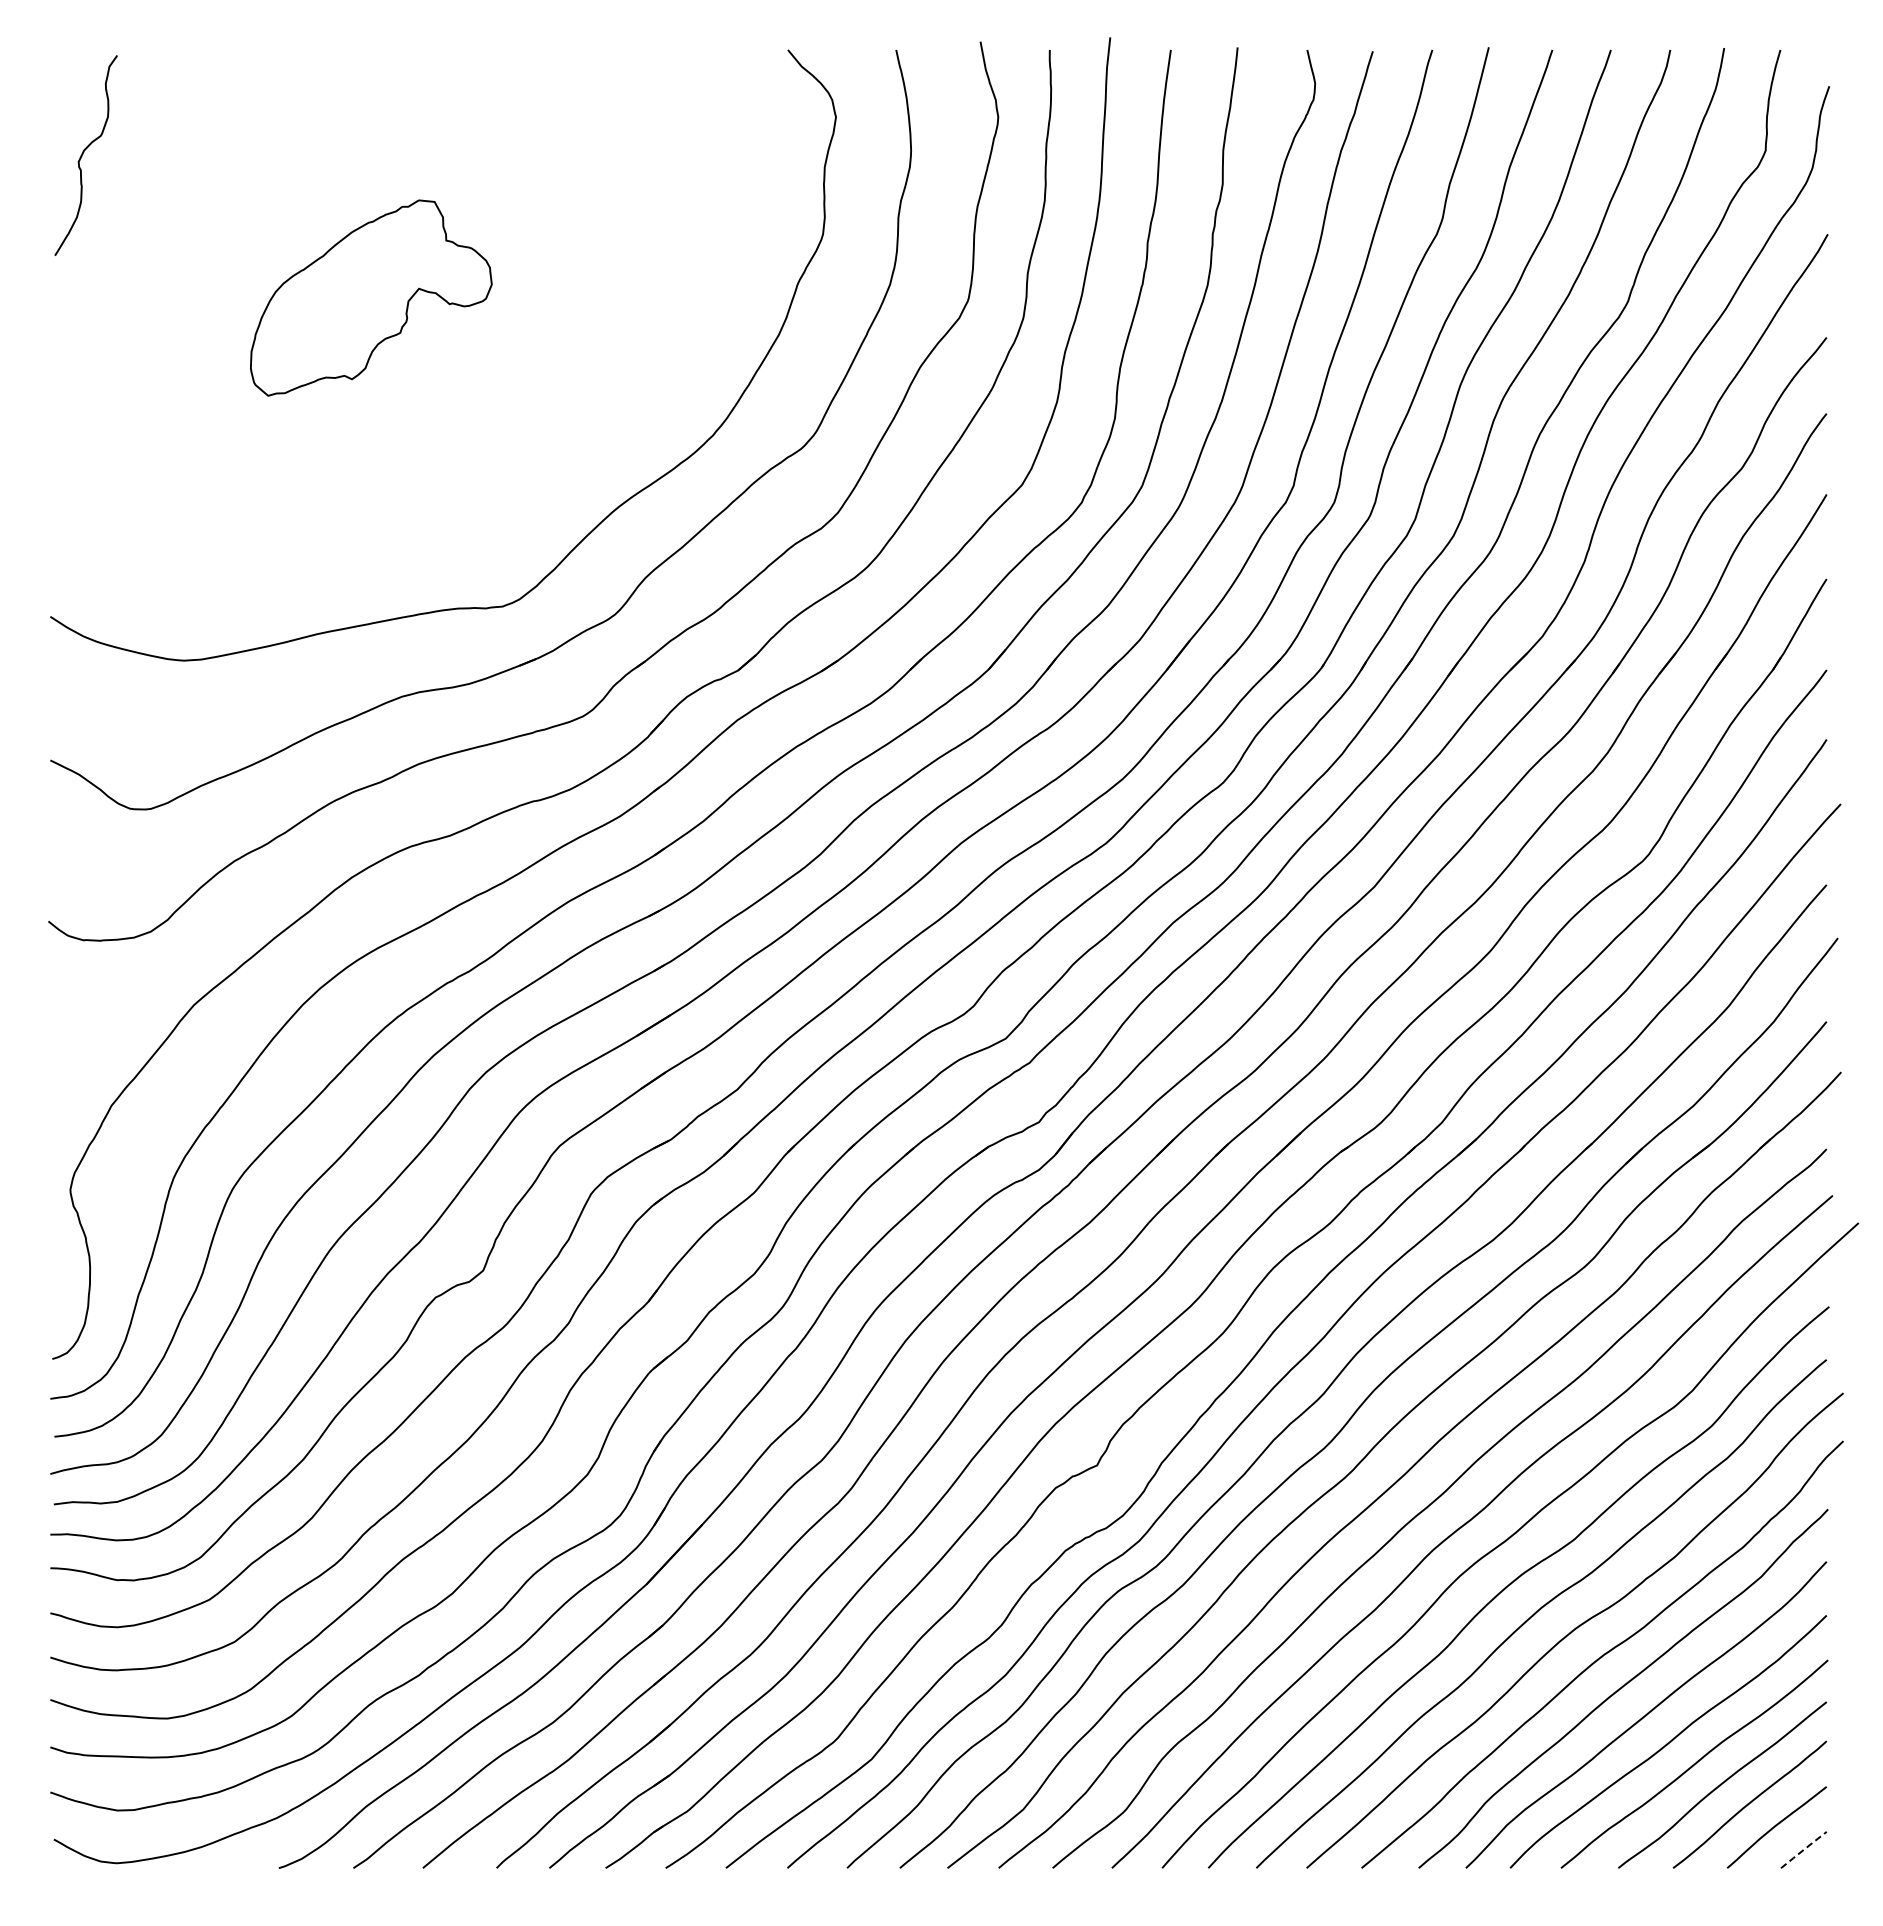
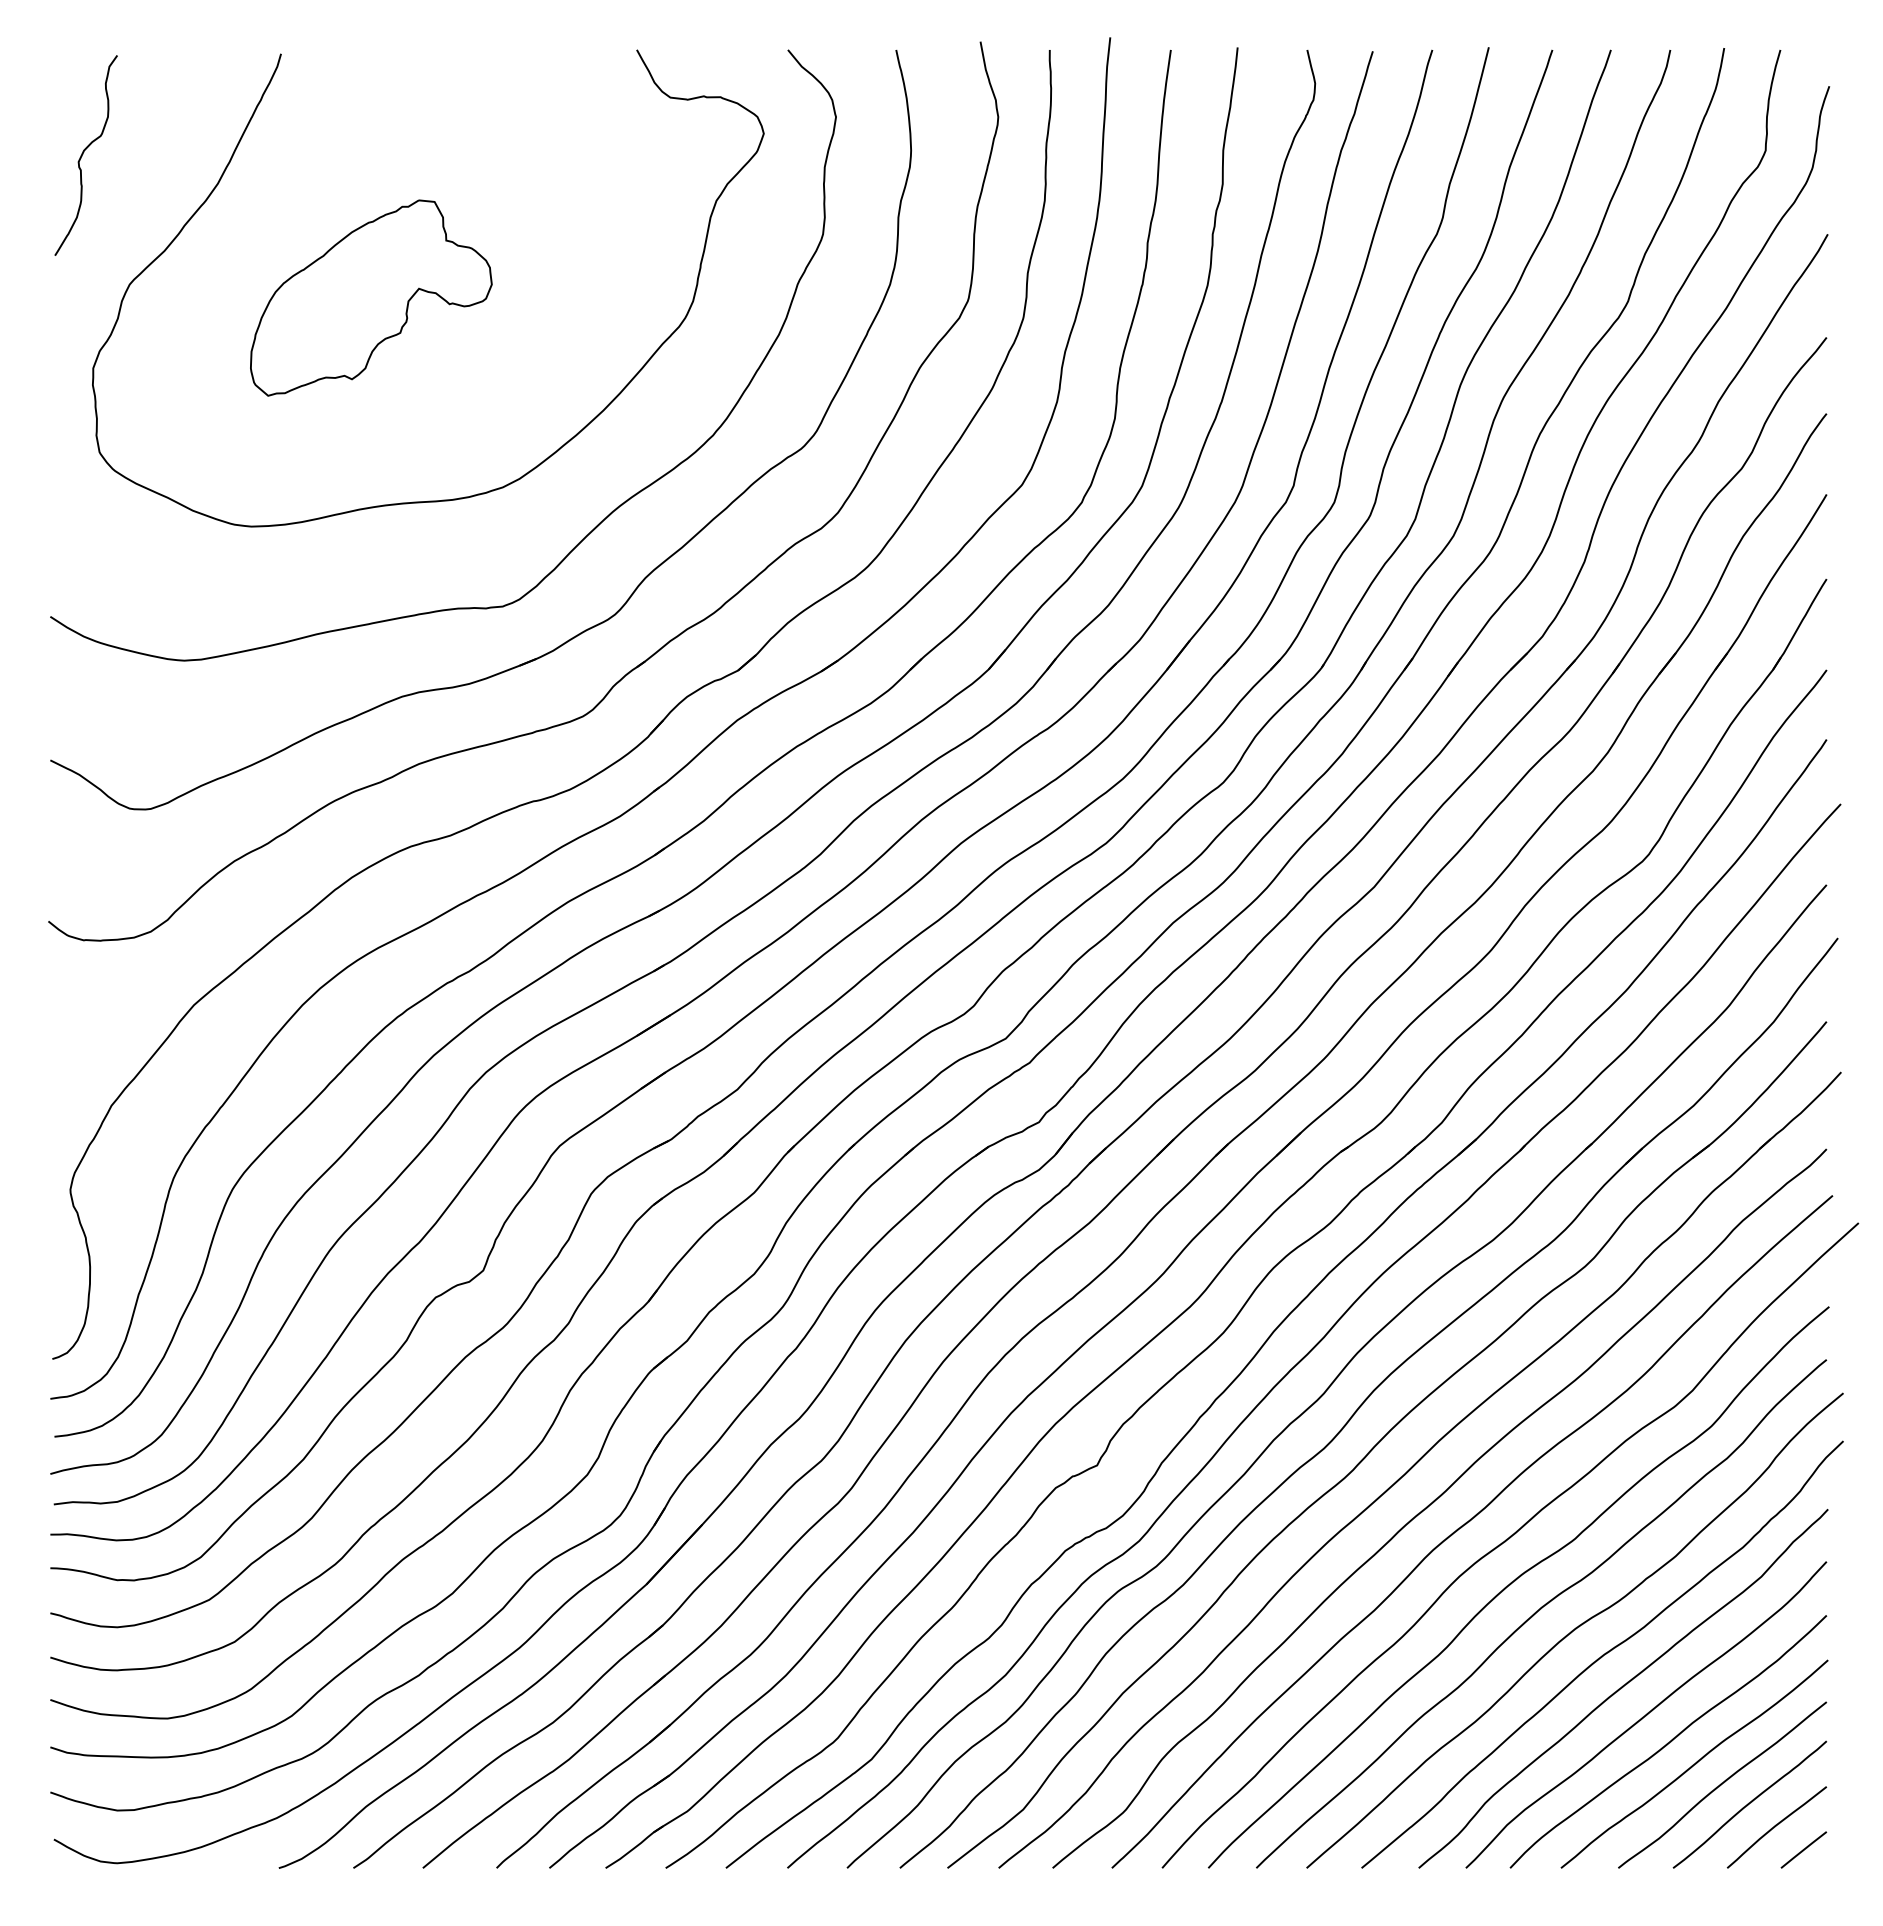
curve: none -> present (560, 446)
line: dashed -> solid (1803, 1849)
